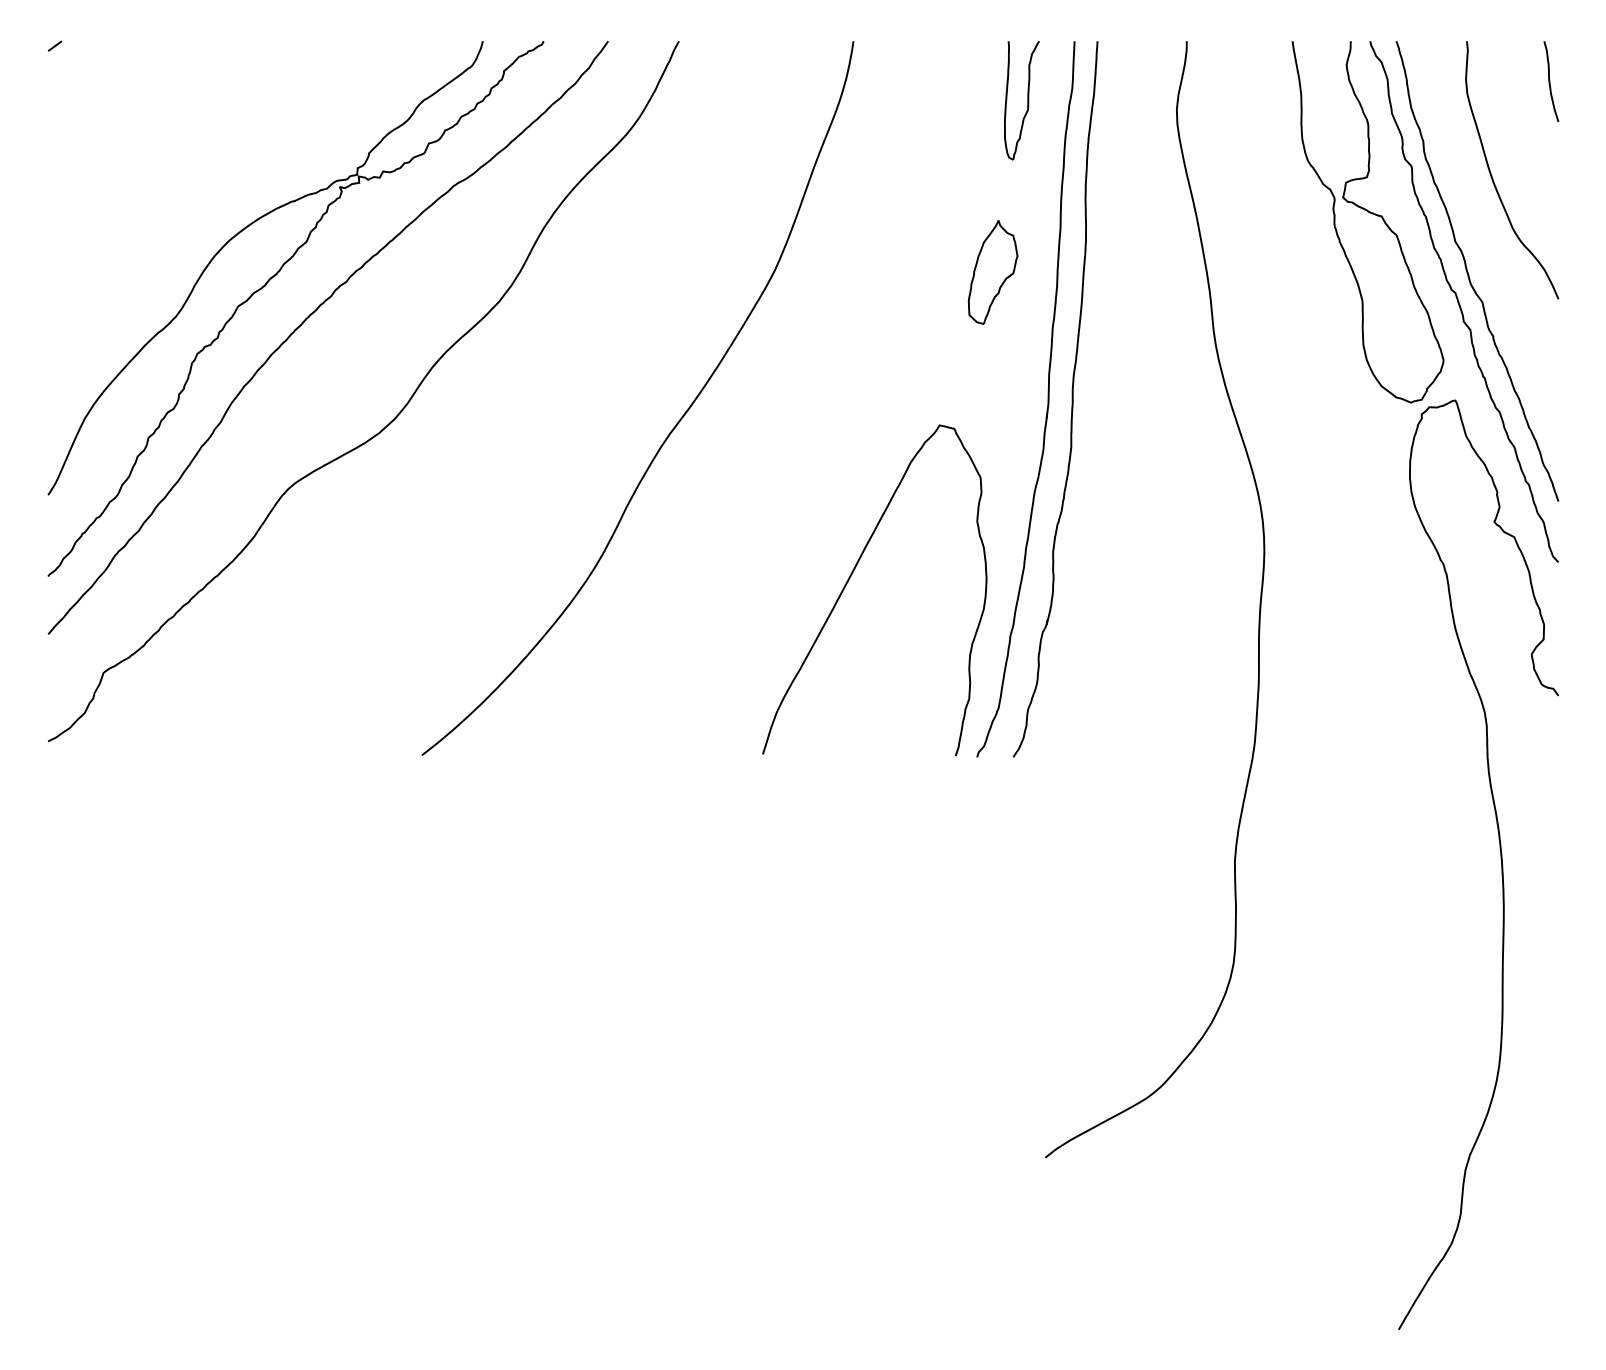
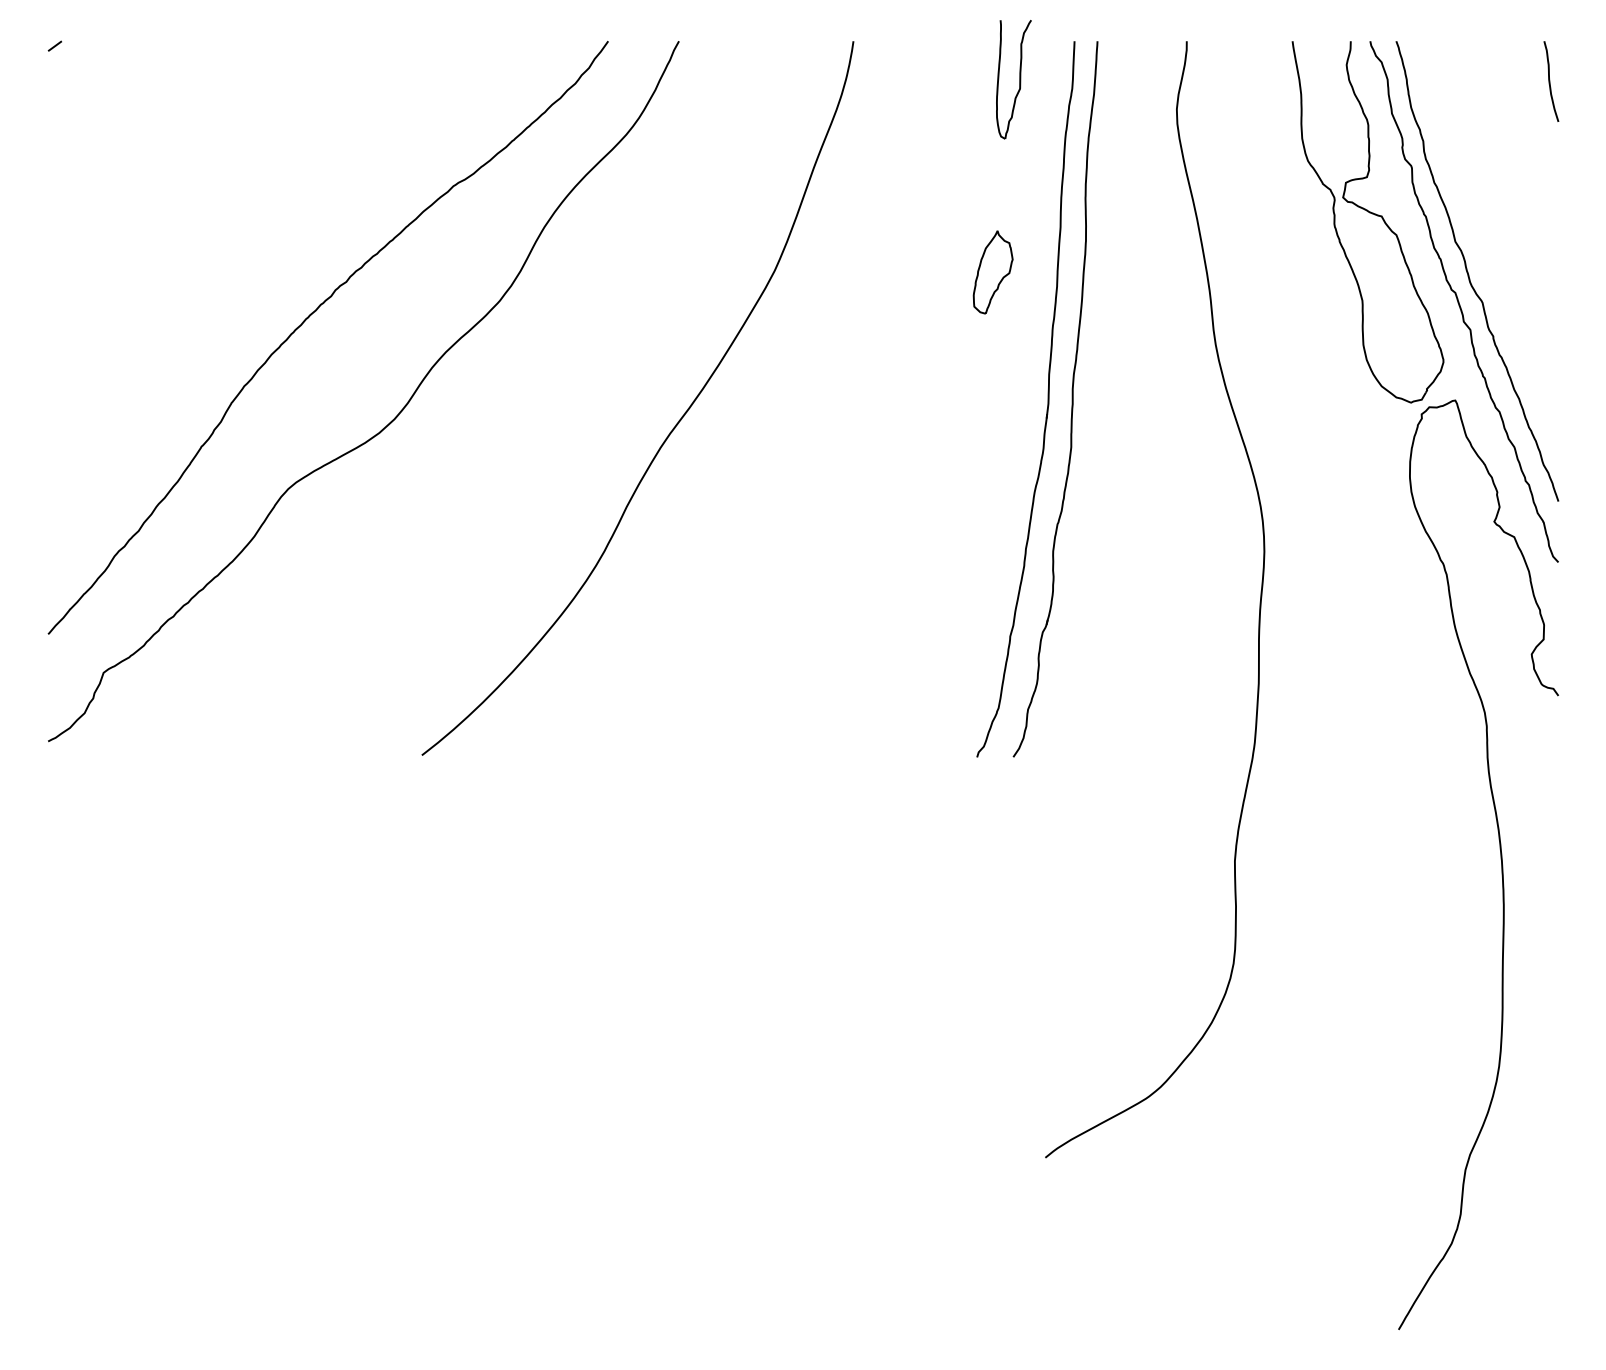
part position: (1021, 100) -> (1013, 79) (1013, 79)
curve: present -> none (1492, 175)
part size: 51x105 px -> 42x85 px (992, 272)
part: present -> none (266, 285)
curve: present -> none (850, 578)
